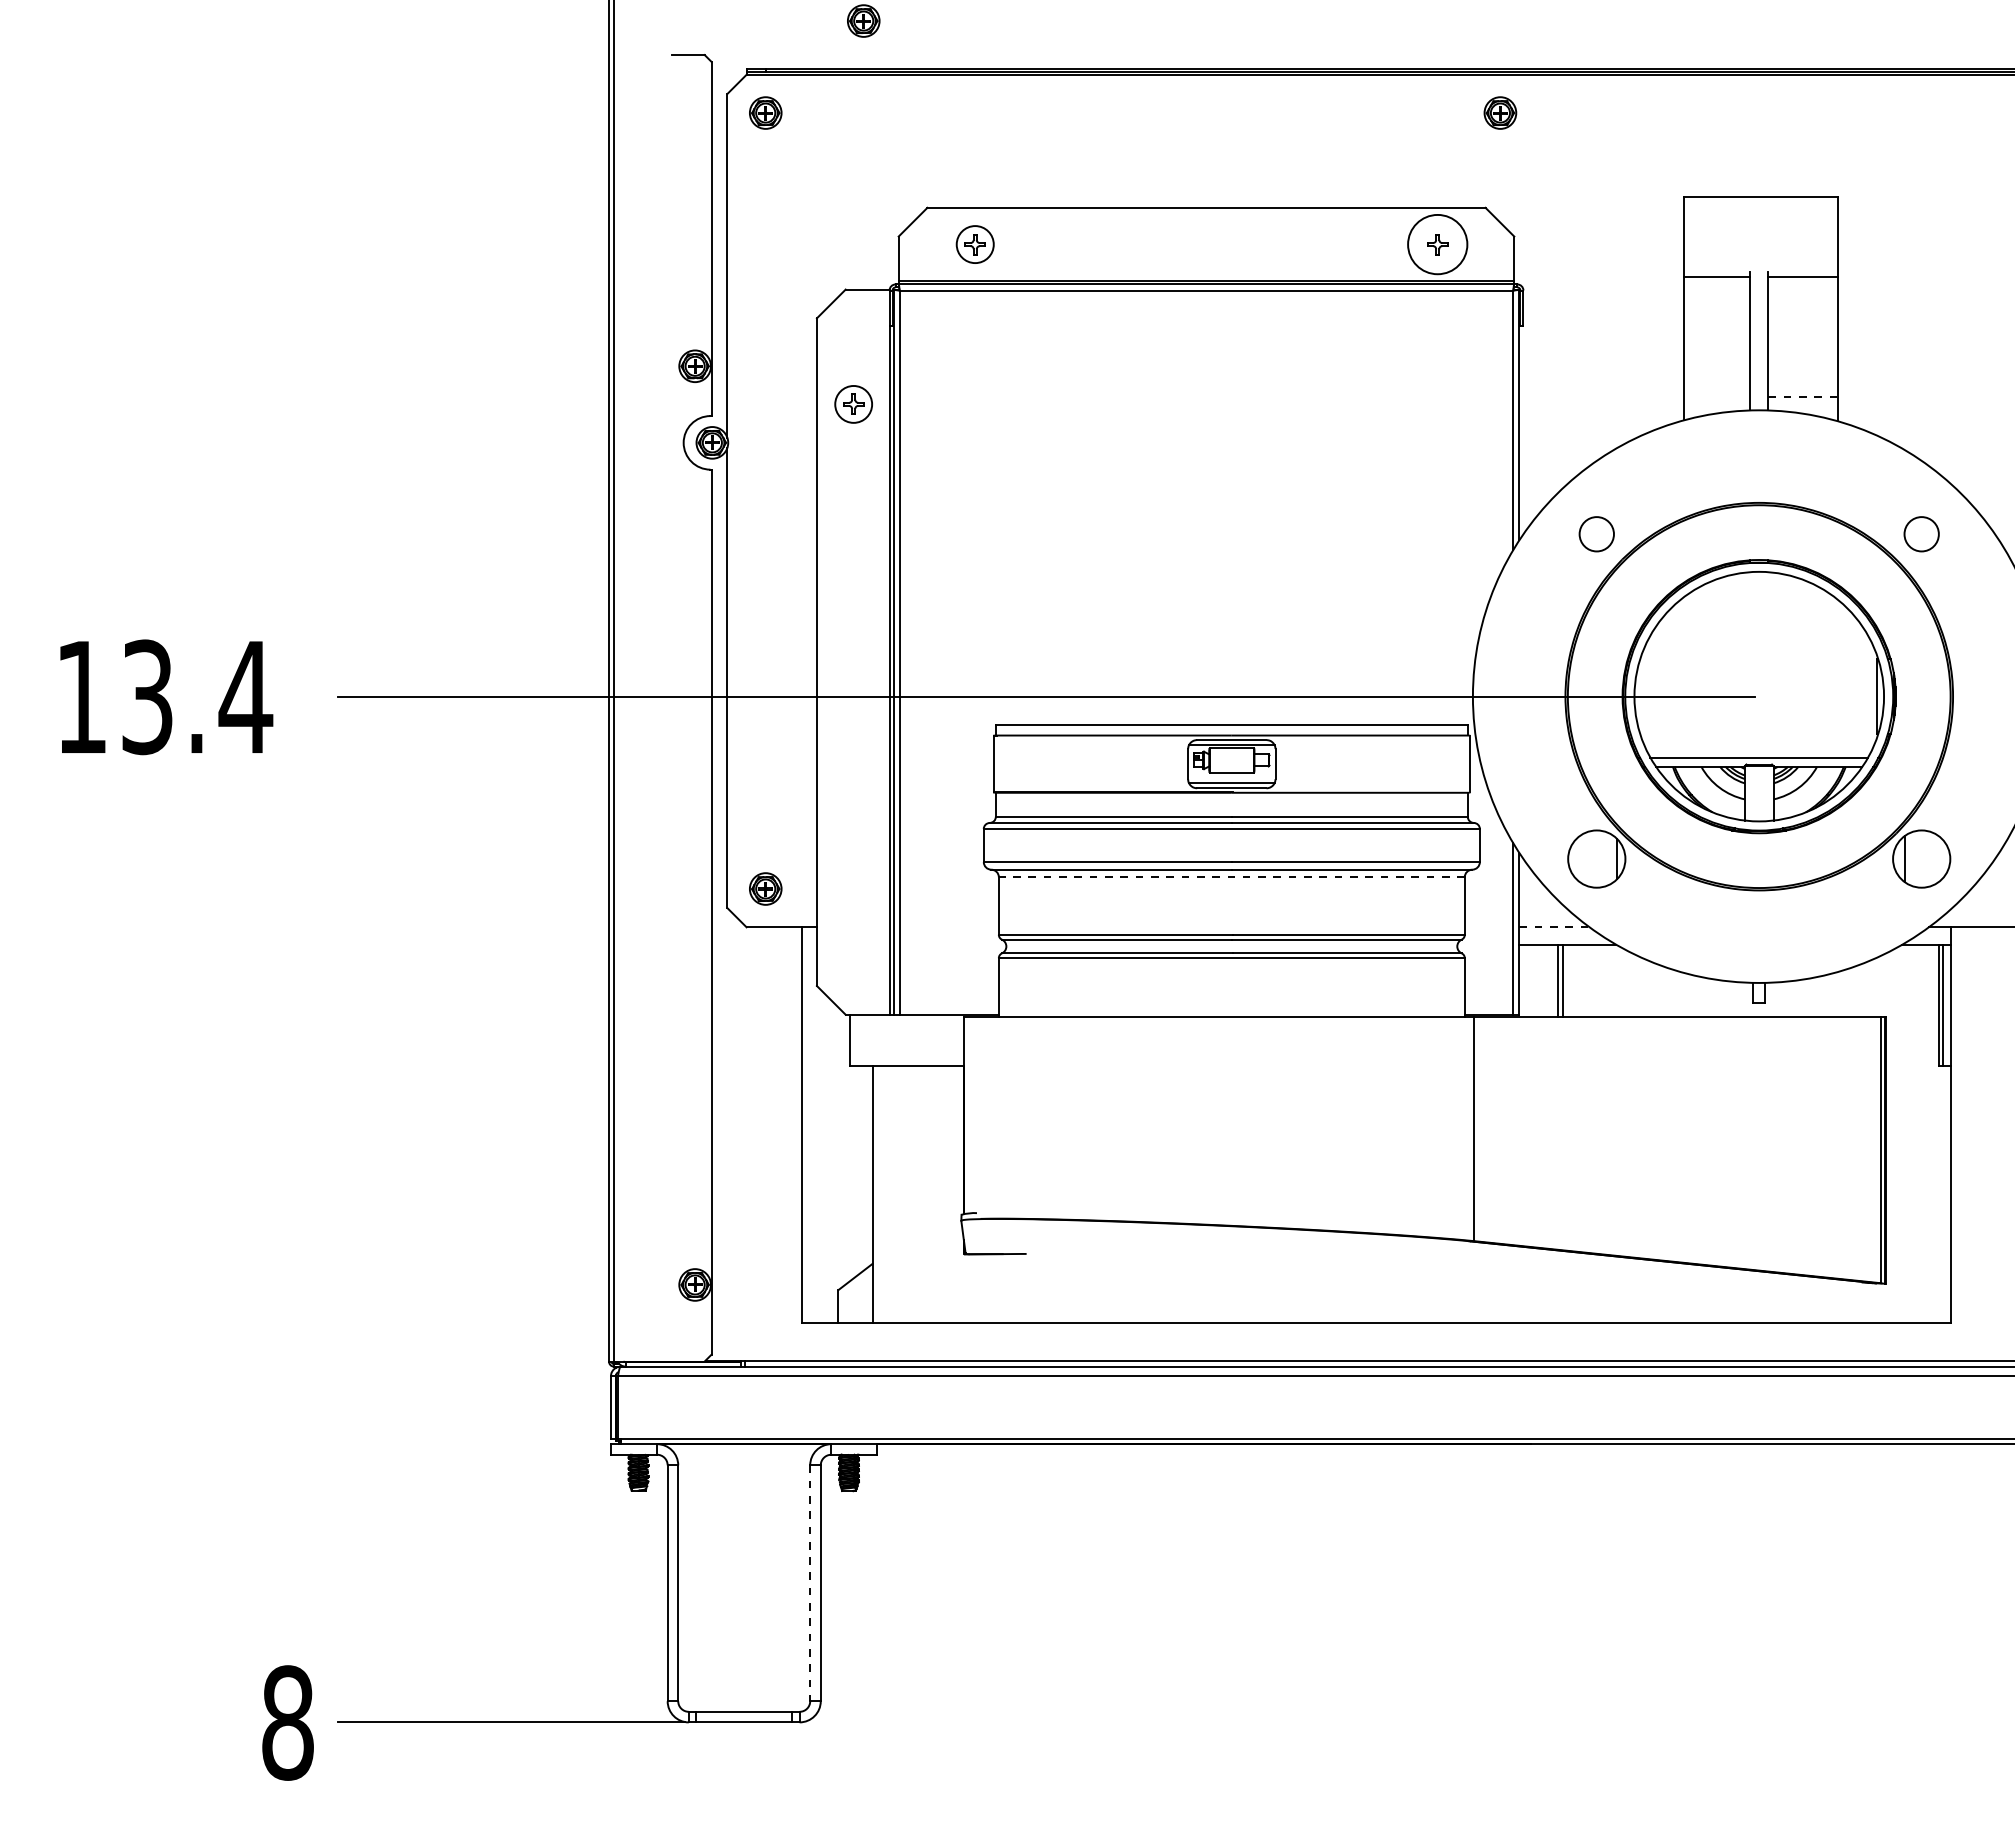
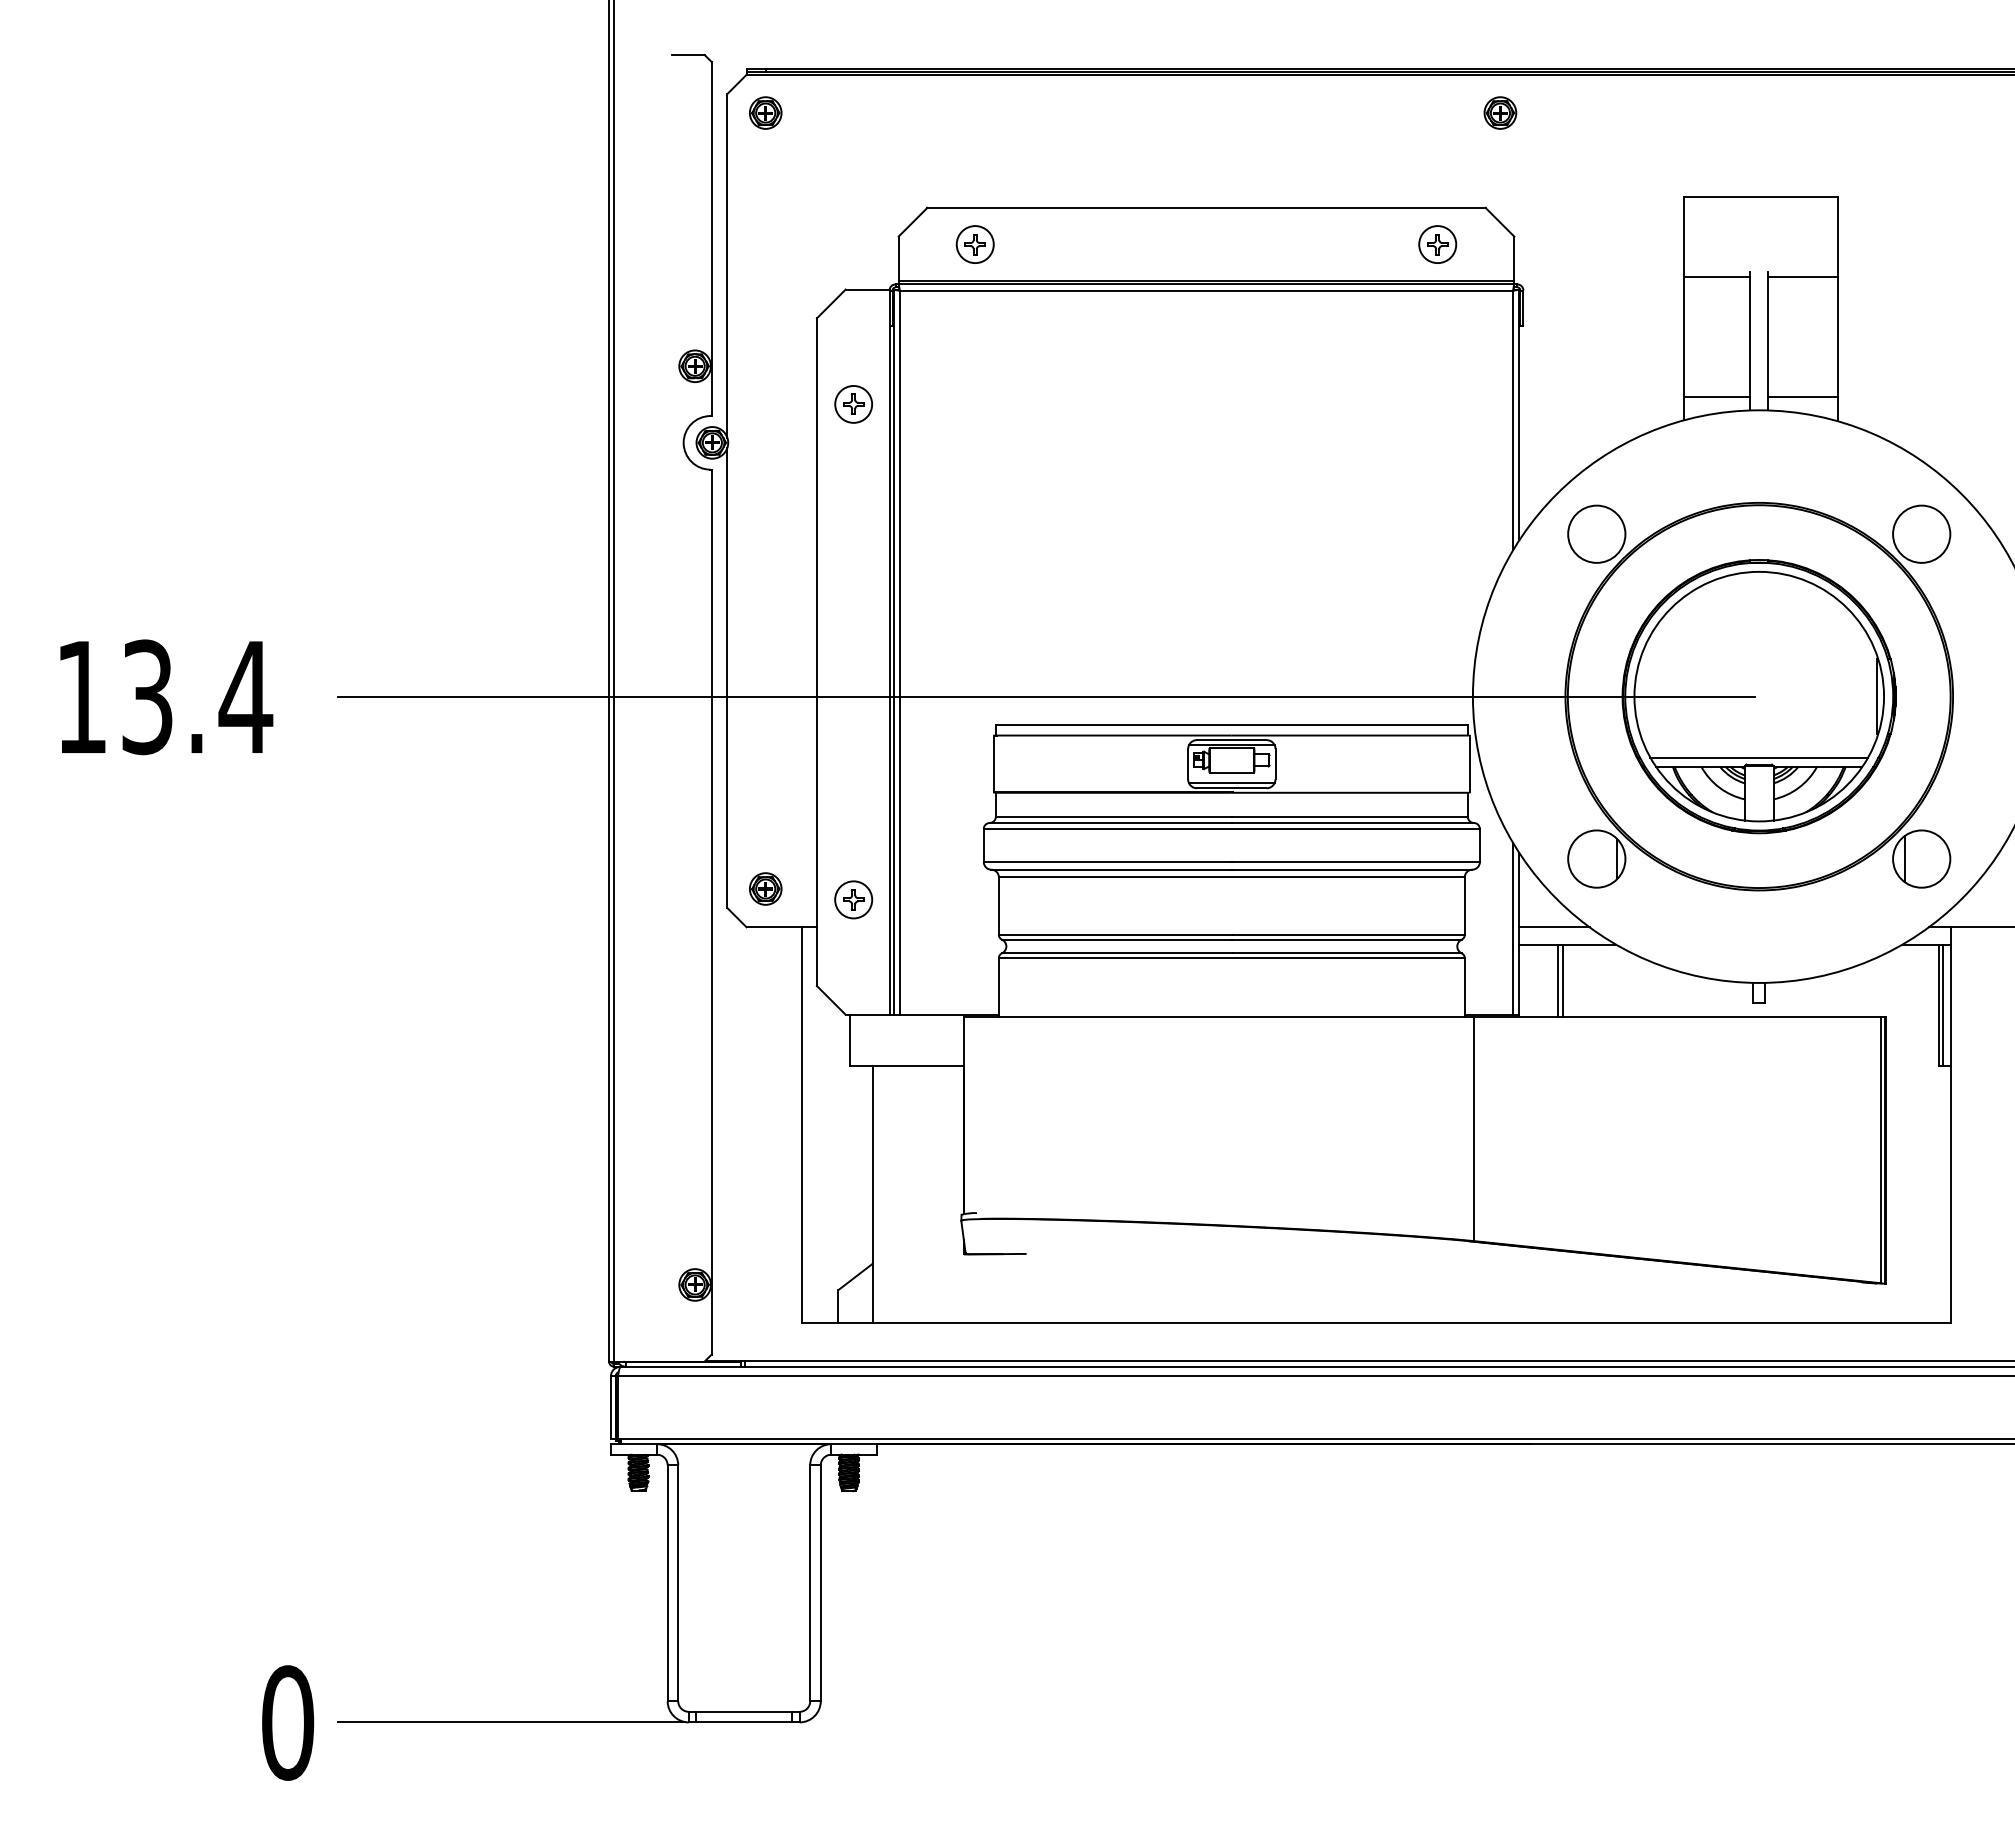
part: present -> none (863, 20)
circle diameter: 59 px -> 37 px (1437, 244)
line: none -> present (1717, 396)
line: dashed -> solid (1802, 396)
circle diameter: 34 px -> 57 px (1596, 533)
circle diameter: 34 px -> 57 px (1921, 533)
line: dashed -> solid (1231, 877)
part: none -> present (853, 899)
line: dashed -> solid (1555, 927)
line: dashed -> solid (810, 1583)
text: 8 -> 0 (288, 1722)
